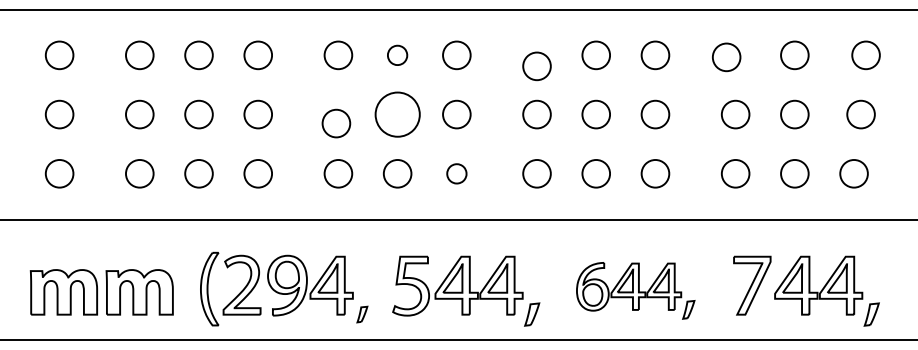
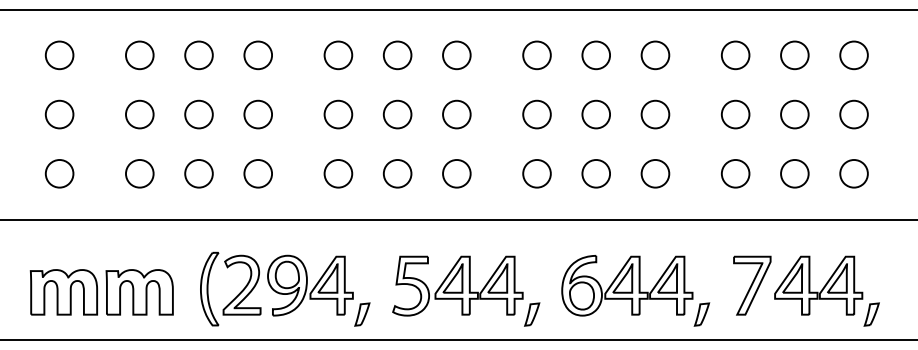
part size: 22x22 px -> 31x31 px (397, 55)
part position: (865, 55) -> (853, 55) (853, 55)
part position: (726, 57) -> (735, 55) (735, 55)
part position: (536, 66) -> (536, 55) (536, 55)
part size: 47x47 px -> 31x31 px (397, 114)
part position: (860, 114) -> (853, 114) (853, 114)
part position: (336, 123) -> (338, 114) (338, 114)
part size: 22x22 px -> 30x30 px (456, 173)
part size: 120x58 px -> 150x72 px (635, 290)
part size: 13x19 px -> 17x25 px (362, 314)
